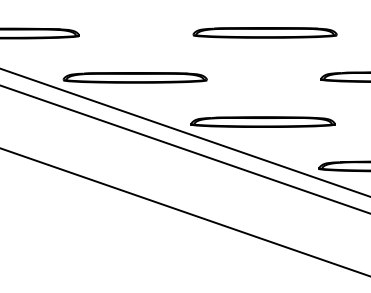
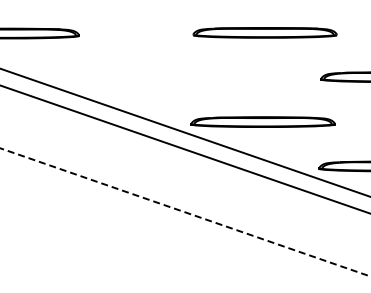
part: present -> none (134, 77)
line: solid -> dashed (185, 212)
